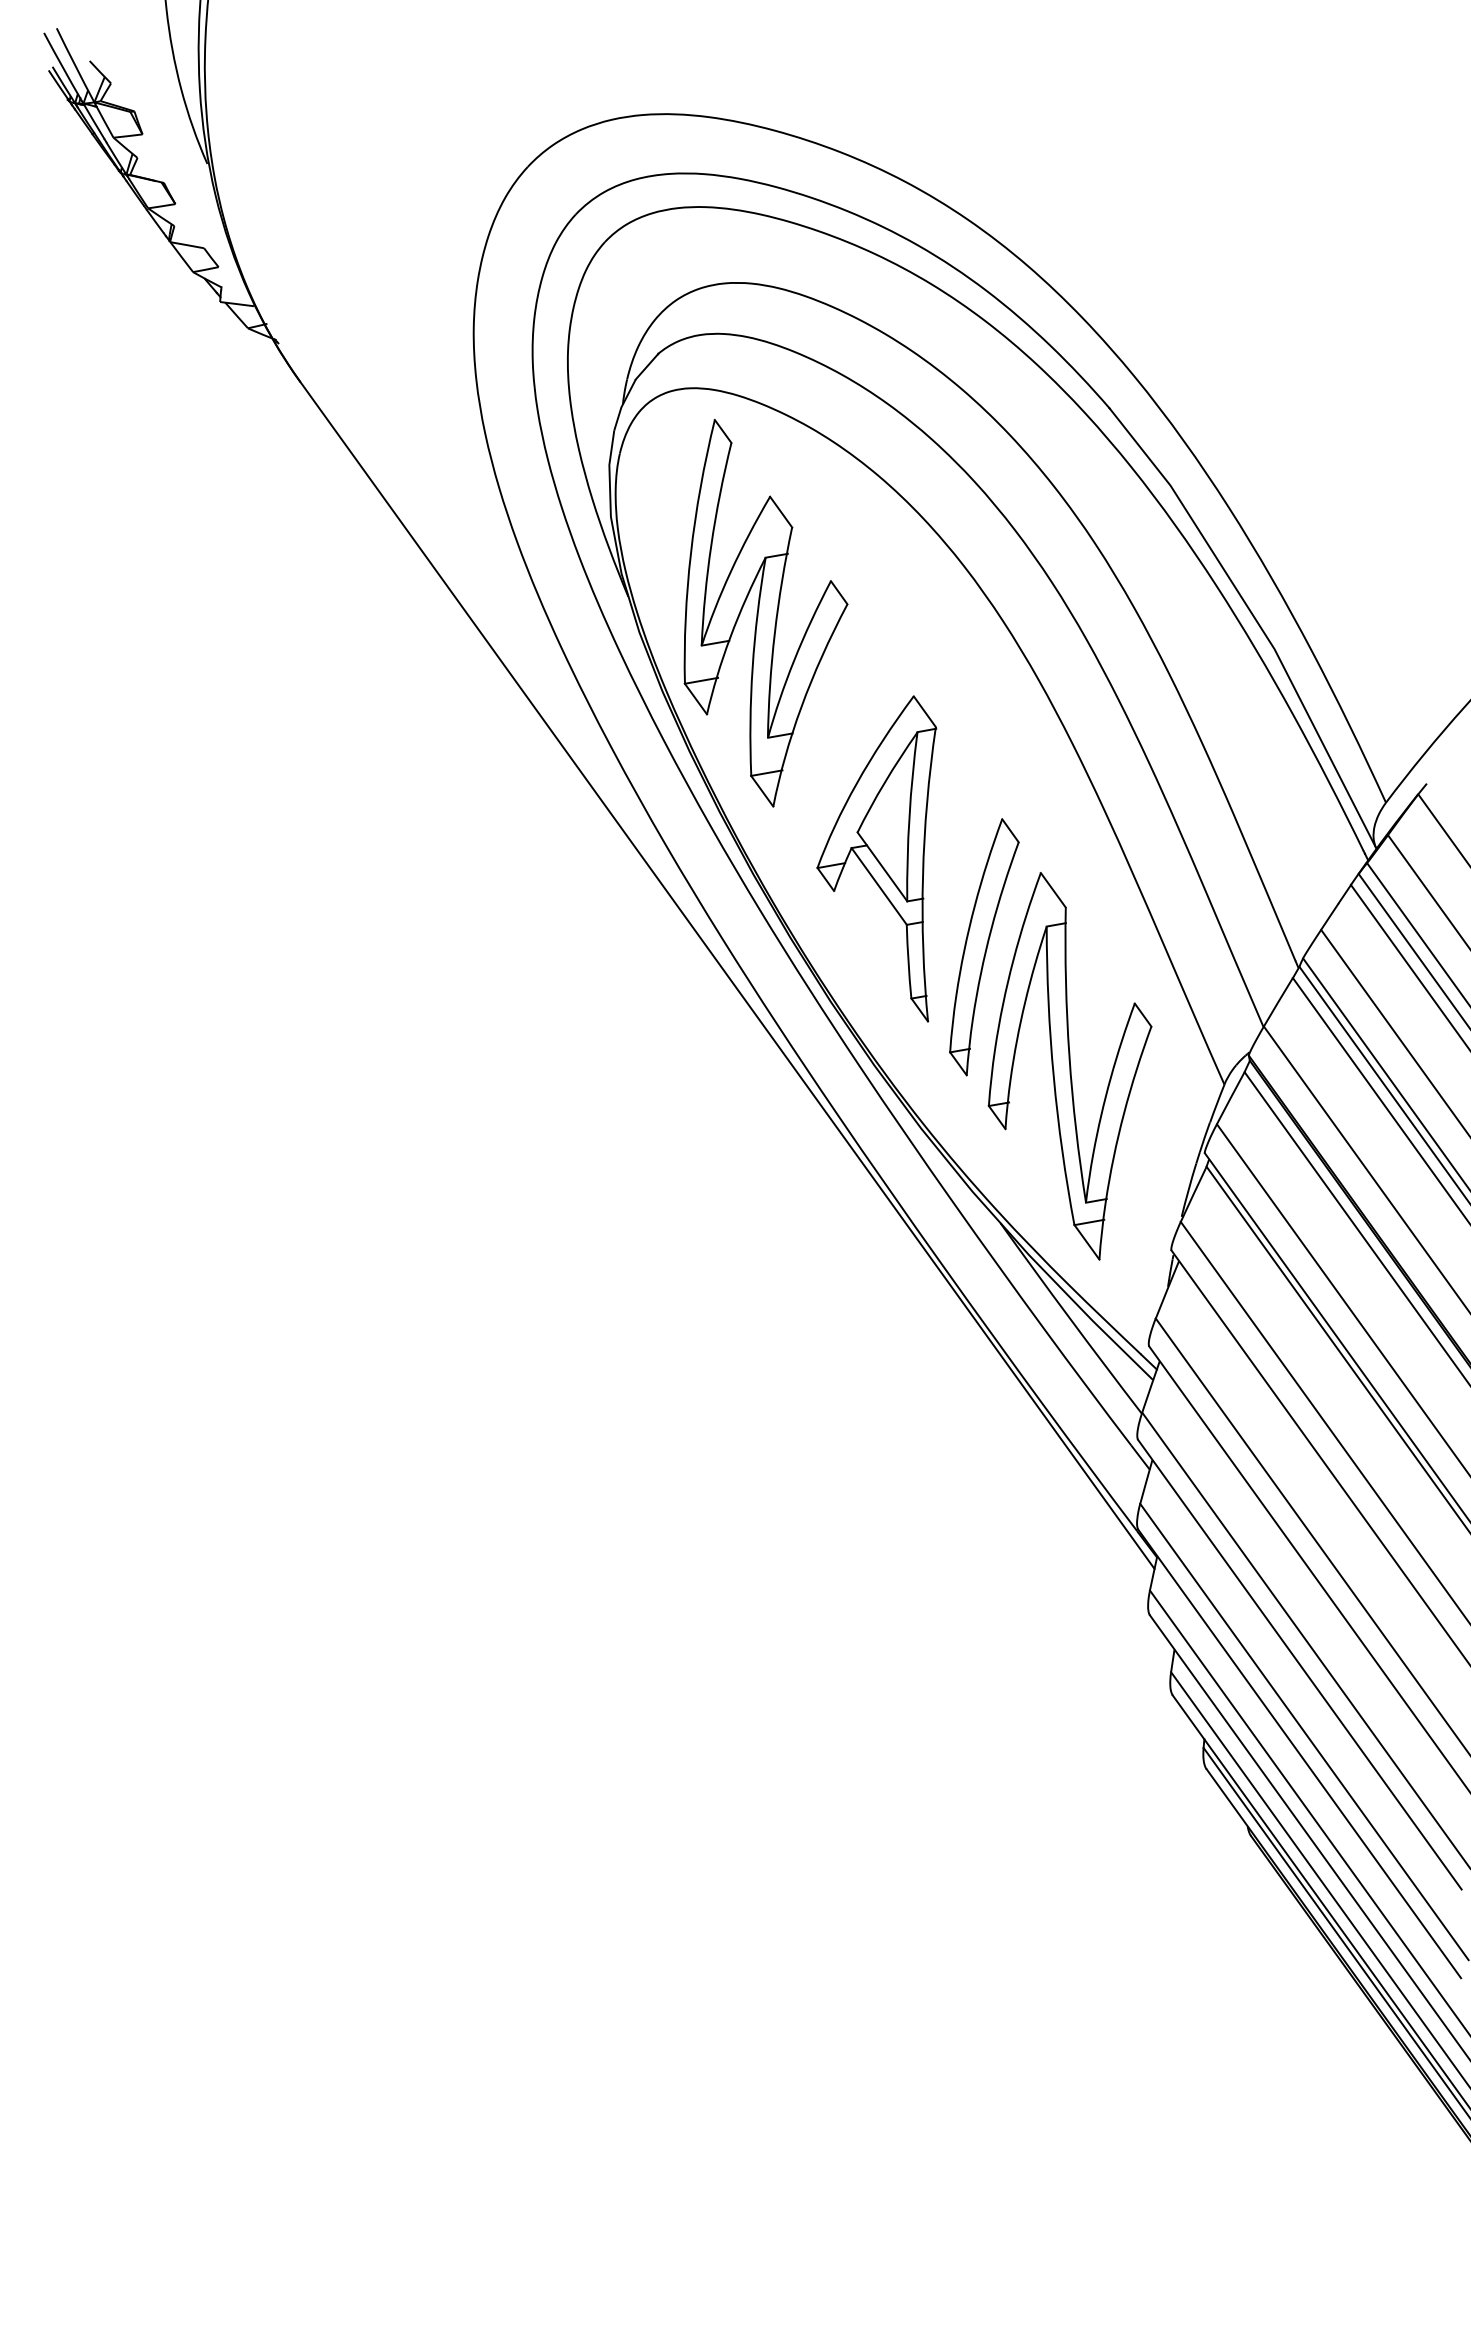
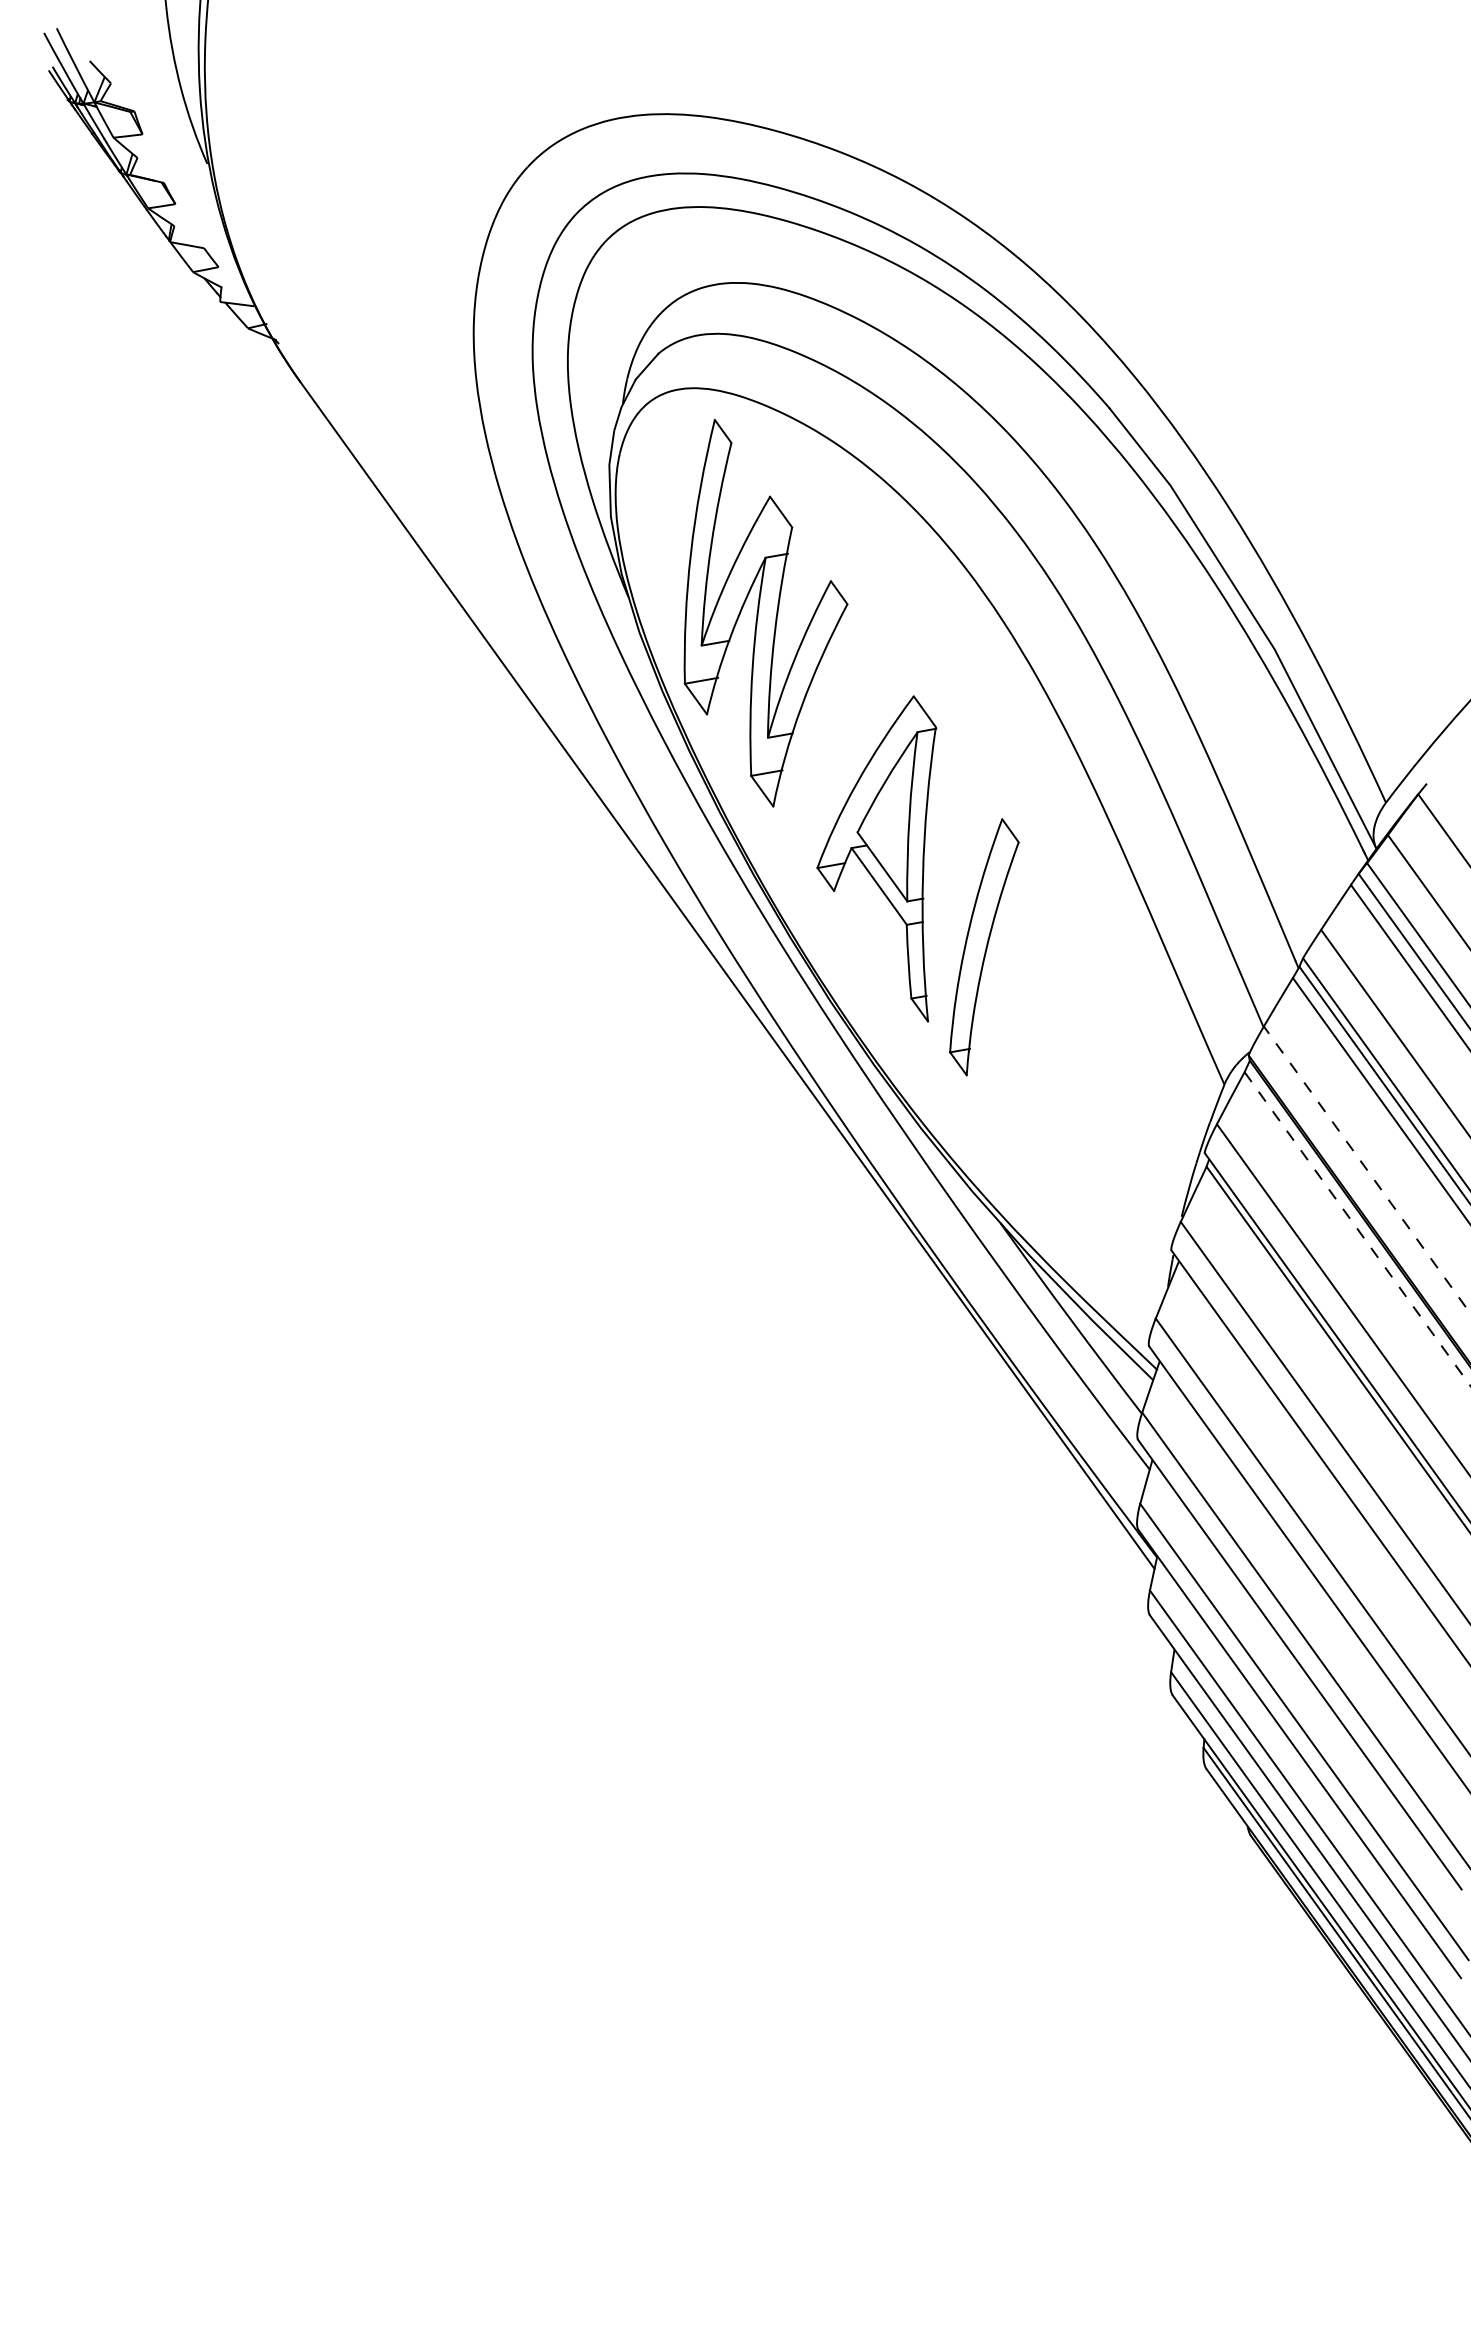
part: present -> none (1069, 1066)
line: solid -> dashed (1367, 1169)
line: solid -> dashed (1357, 1229)
